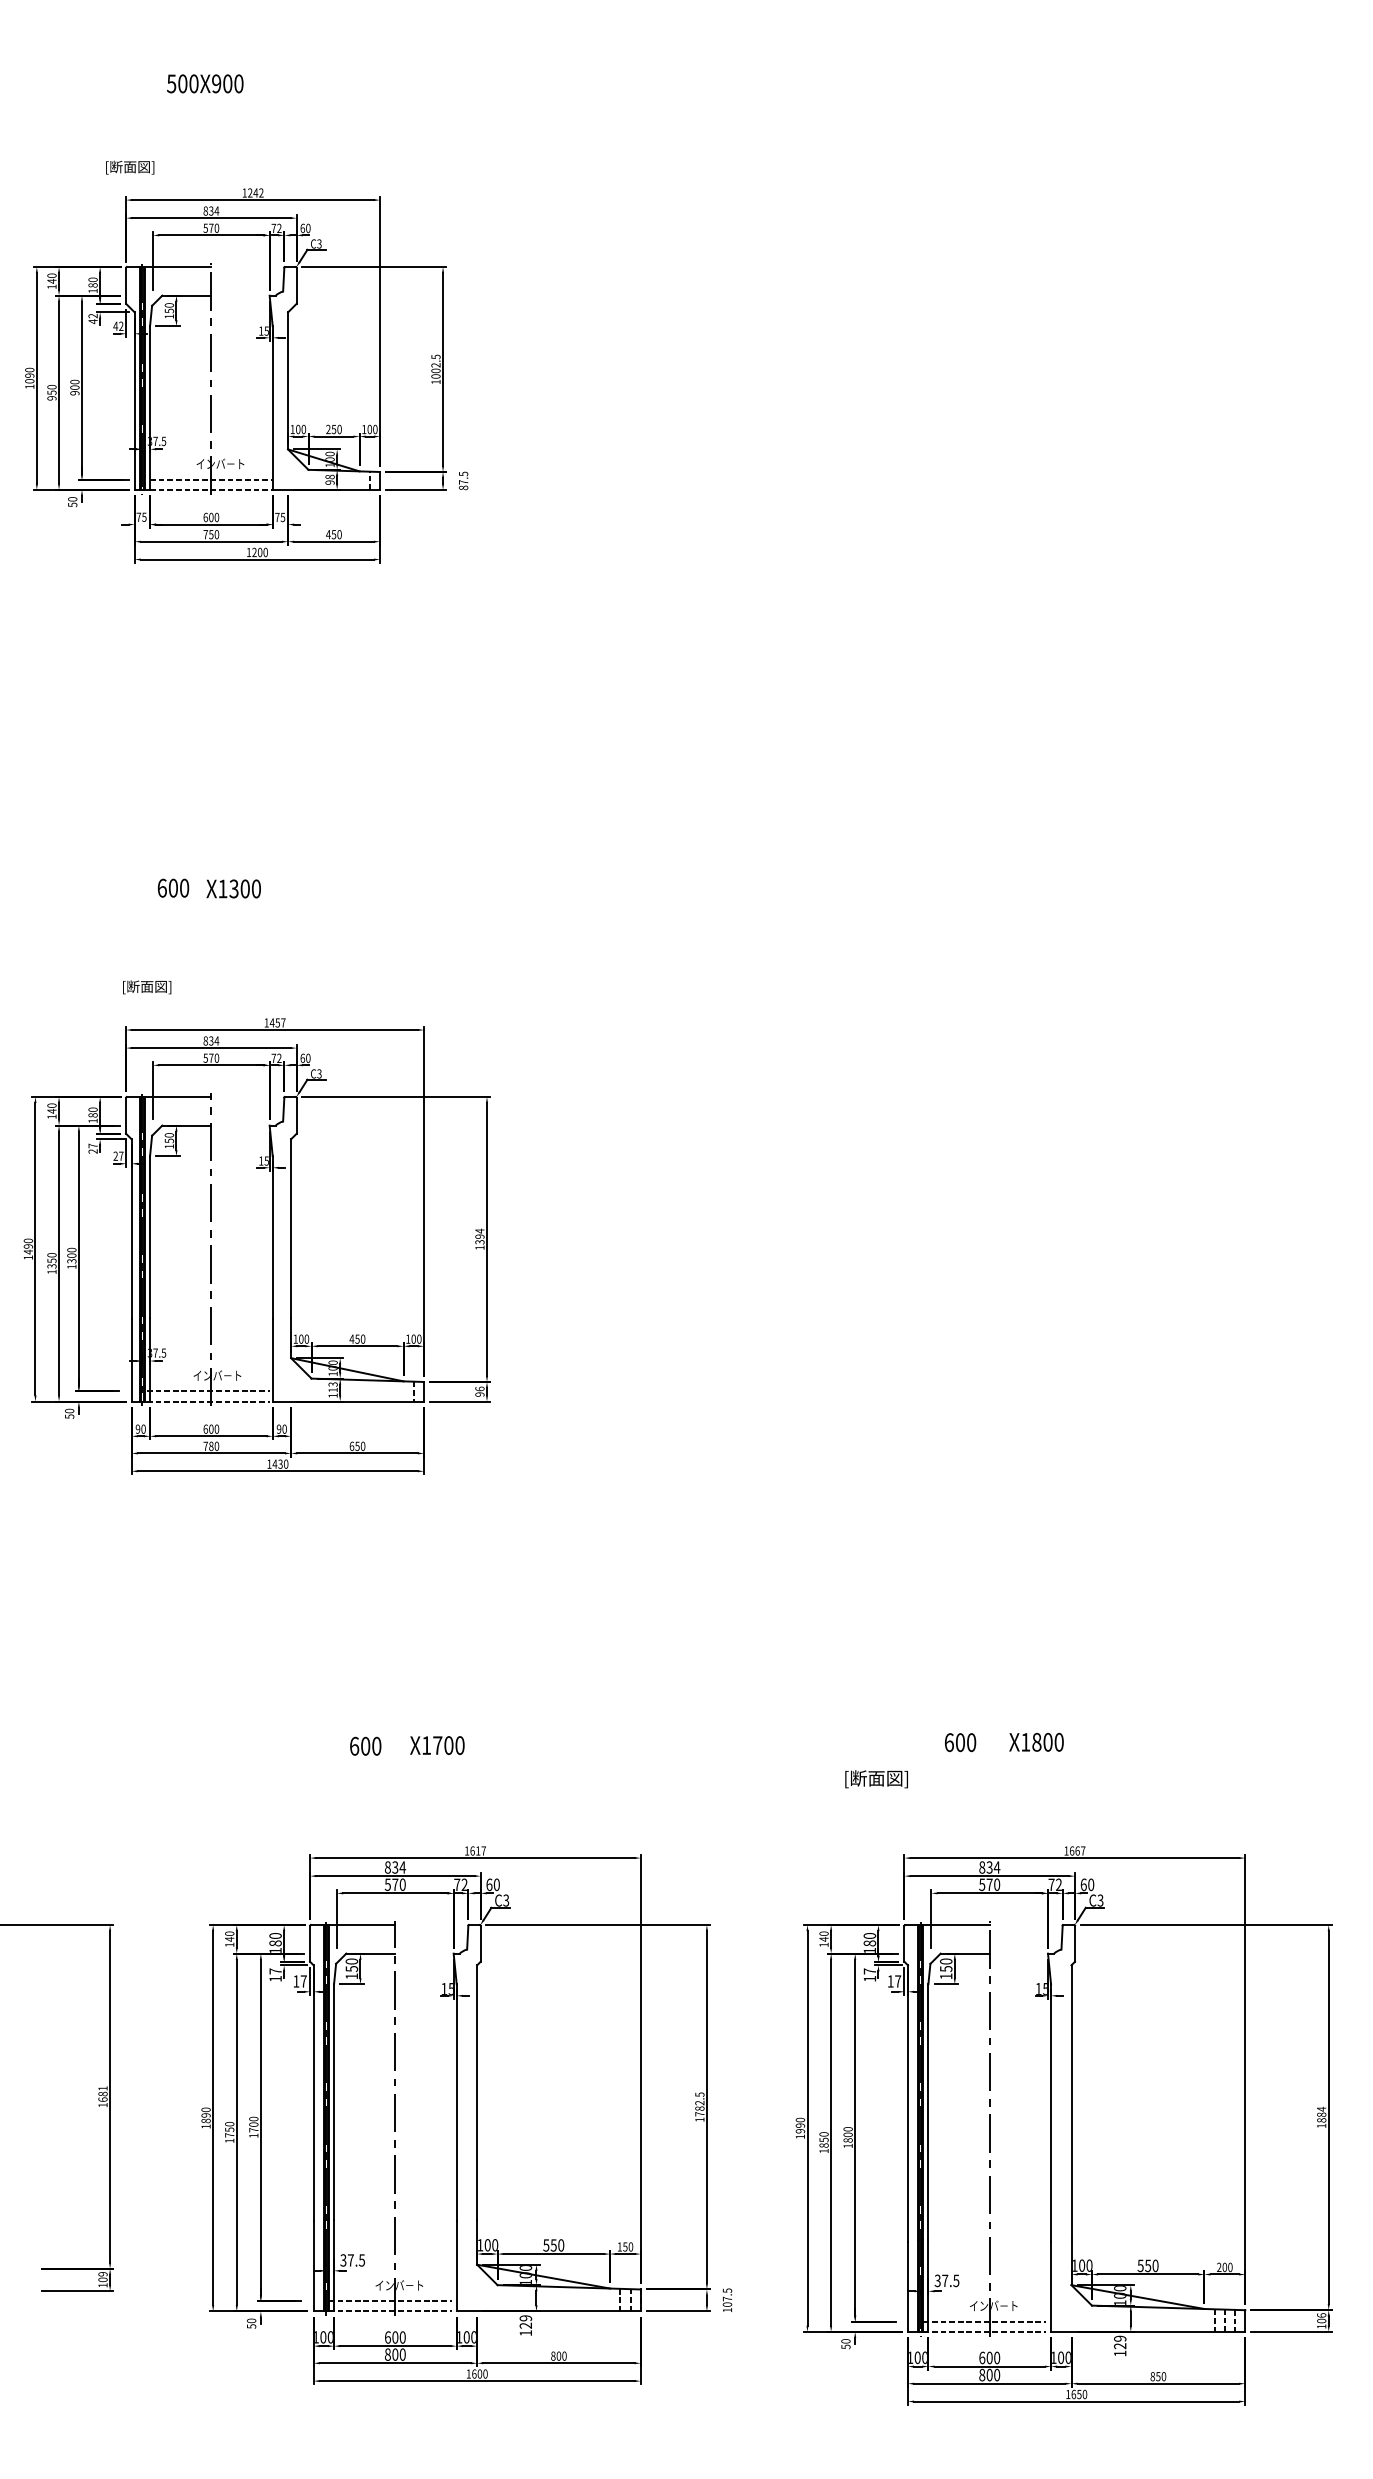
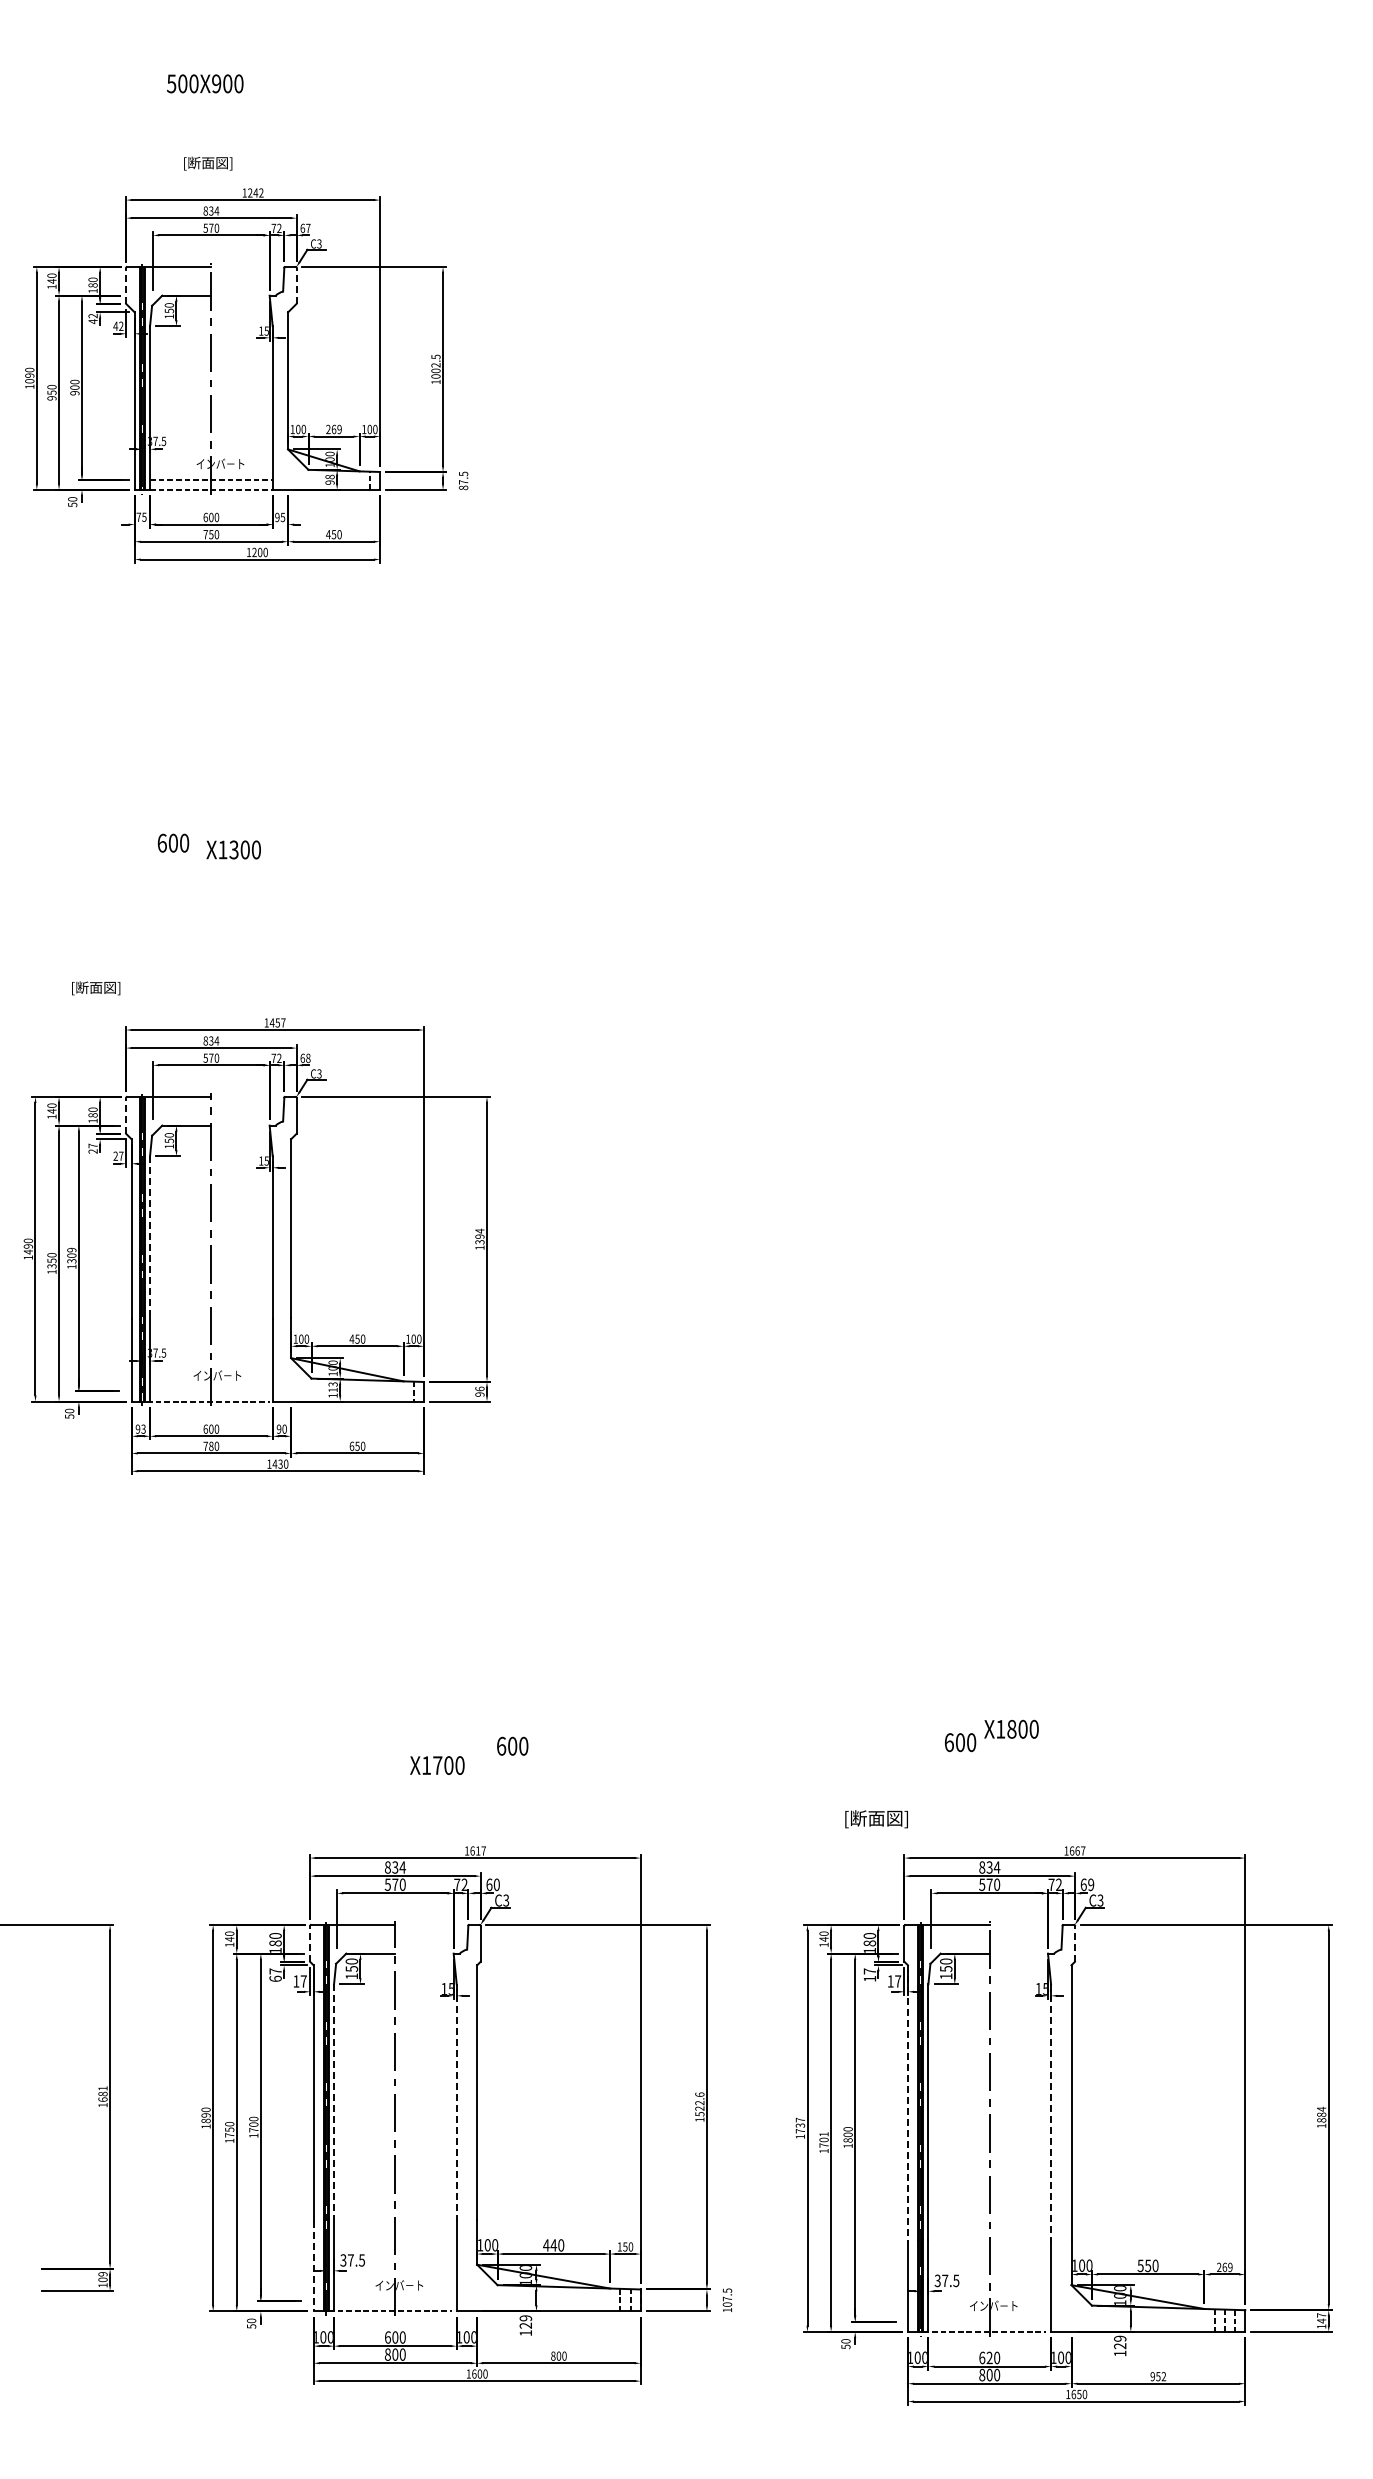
text position: (130, 167) -> (208, 163) (208, 163)
text: 60 -> 67 (308, 228)
line: solid -> dashed (126, 285)
line: solid -> dashed (296, 285)
text: 250 -> 269 (336, 429)
text: 75 -> 95 (277, 517)
text position: (173, 887) -> (173, 842) (173, 842)
text position: (233, 888) -> (233, 849) (233, 849)
text position: (147, 987) -> (96, 988) (96, 988)
text: 60 -> 68 (308, 1058)
line: solid -> dashed (126, 1115)
line: solid -> dashed (150, 1237)
text: 1300 -> 1309 (71, 1250)
line: present -> none (207, 1391)
text: 90 -> 93 (143, 1428)
text position: (1036, 1741) -> (1011, 1728) (1011, 1728)
text position: (365, 1745) -> (512, 1745) (512, 1745)
text position: (437, 1745) -> (437, 1765) (437, 1765)
text position: (876, 1779) -> (876, 1819) (876, 1819)
text: 60 -> 69 (1091, 1884)
line: solid -> dashed (310, 1943)
line: solid -> dashed (1074, 1943)
text: 17 -> 67 (275, 1978)
line: solid -> dashed (334, 2102)
line: solid -> dashed (456, 2103)
line: solid -> dashed (907, 2103)
text: 1782.5 -> 1522.6 (699, 2104)
line: solid -> dashed (1051, 2112)
text: 1990 -> 1737 (800, 2125)
text: 1850 -> 1701 (823, 2139)
text: 550 -> 440 (550, 2245)
line: solid -> dashed (313, 2266)
text: 200 -> 269 (1227, 2266)
line: present -> none (389, 2301)
text: 106 -> 147 (1321, 2318)
line: present -> none (984, 2321)
text: 600 -> 620 (989, 2357)
text: 850 -> 952 (1158, 2376)
